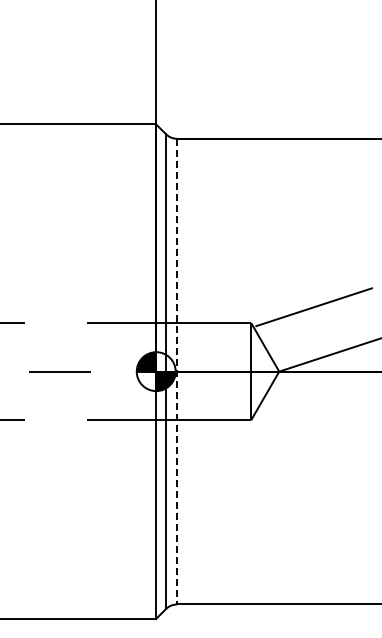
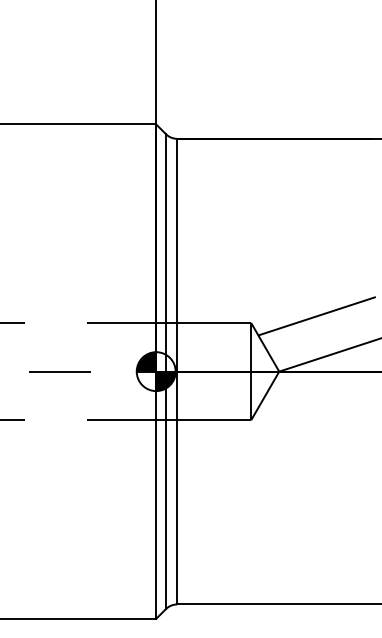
line position: (316, 306) -> (318, 315) (318, 315)
line: dashed -> solid (177, 371)
